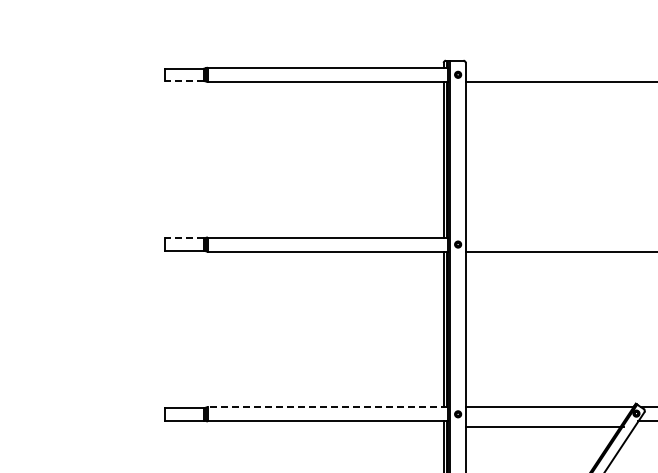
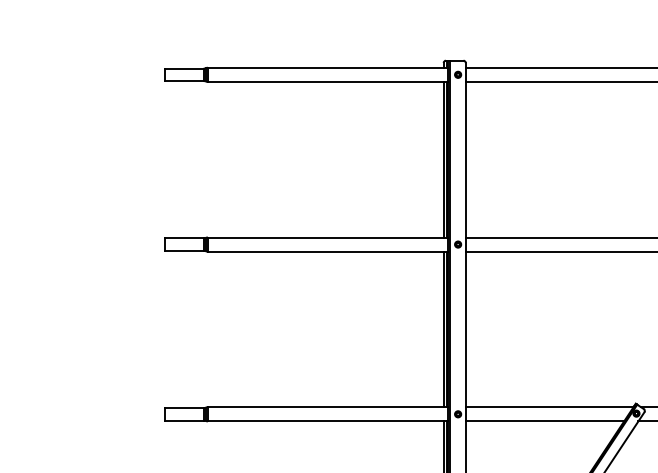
line: none -> present (559, 67)
line: dashed -> solid (183, 81)
line: none -> present (559, 237)
line: dashed -> solid (183, 238)
line: dashed -> solid (327, 407)
line position: (544, 427) -> (544, 421) (544, 421)
